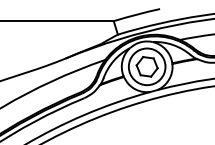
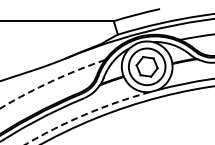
arc: solid -> dashed (51, 81)
arc: solid -> dashed (84, 114)
